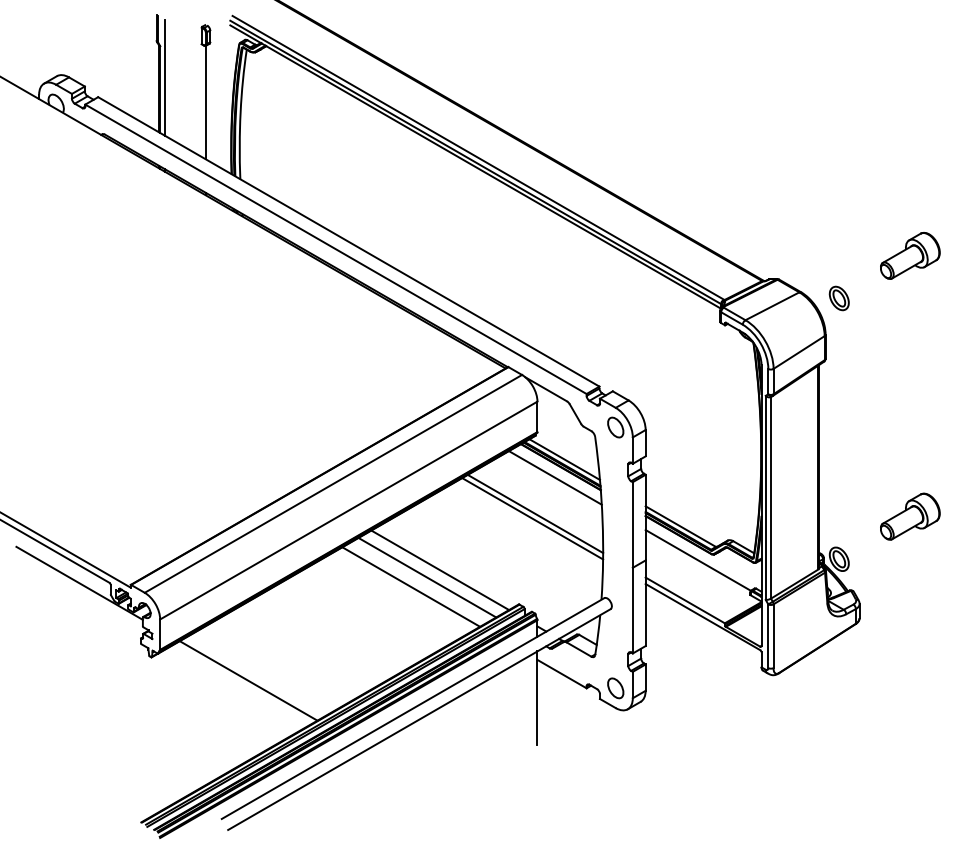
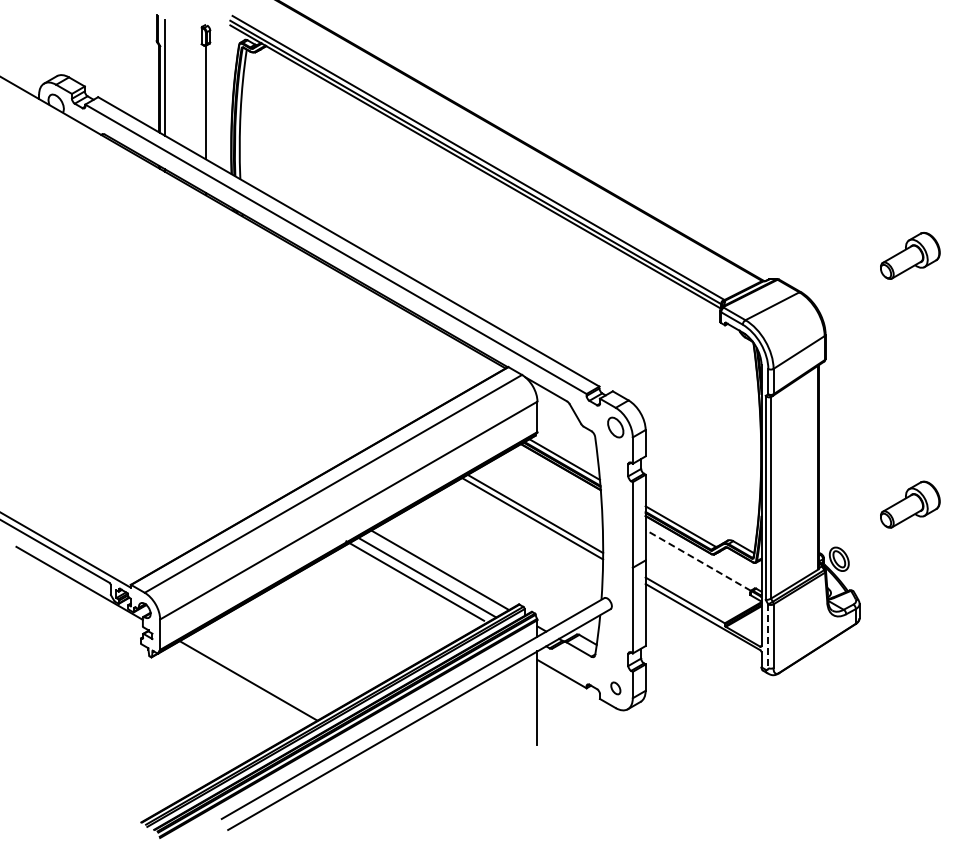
part: present -> none (838, 298)
line: present -> none (554, 477)
part position: (910, 516) -> (910, 504) (910, 504)
line: solid -> dashed (698, 560)
line position: (411, 586) -> (415, 580) (415, 580)
line: solid -> dashed (768, 636)
part size: 18x23 px -> 12x15 px (615, 688)
